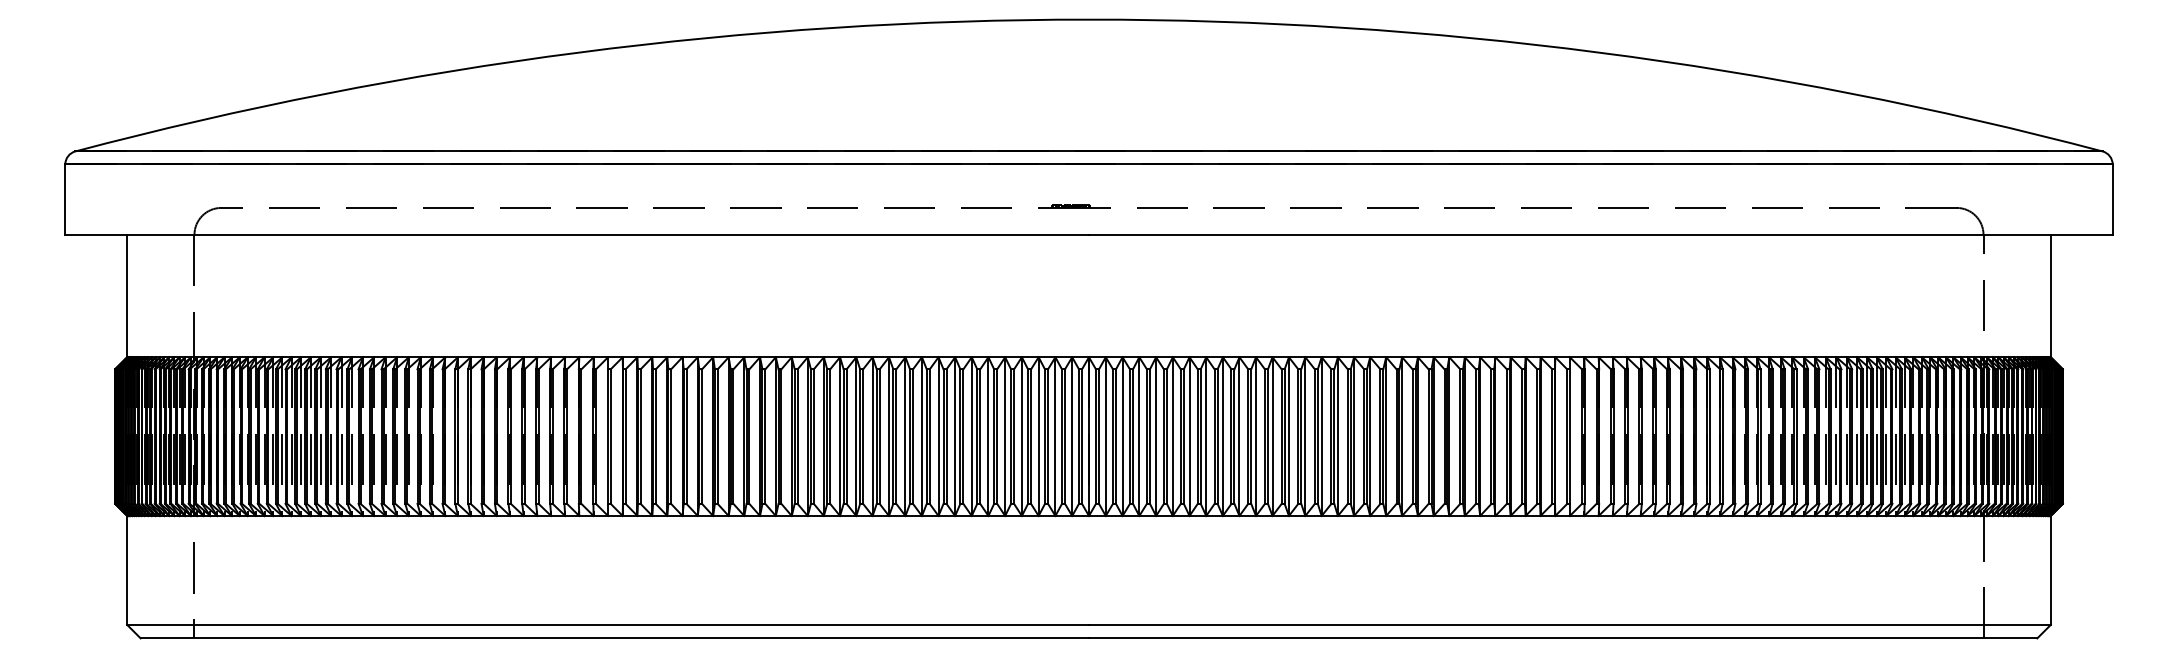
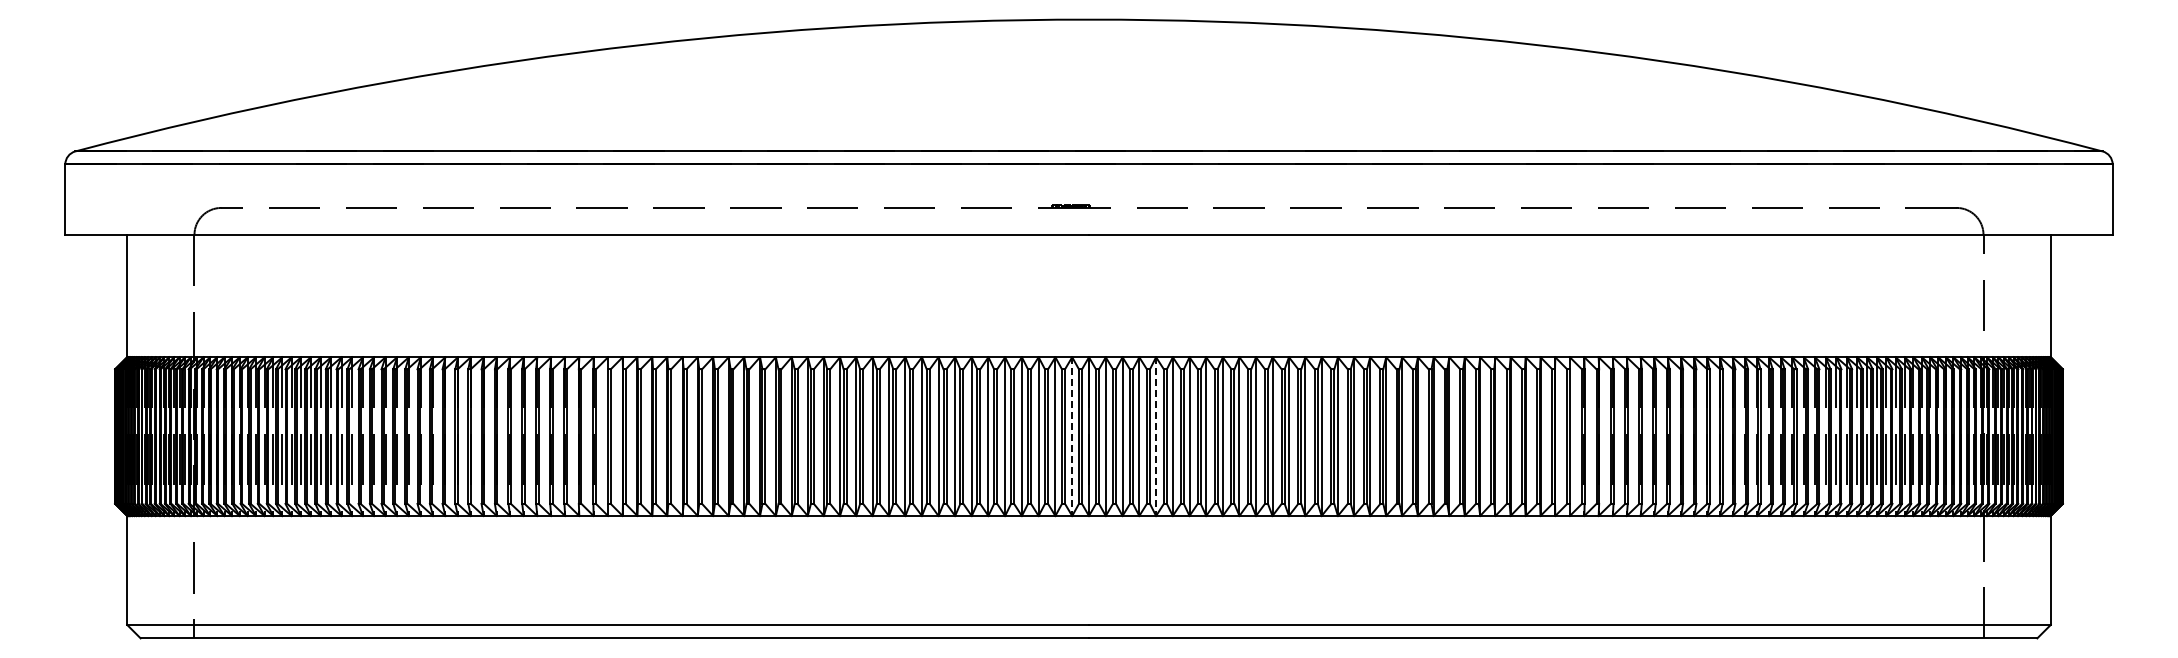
line: solid -> dashed (1072, 437)
line: solid -> dashed (1156, 437)
